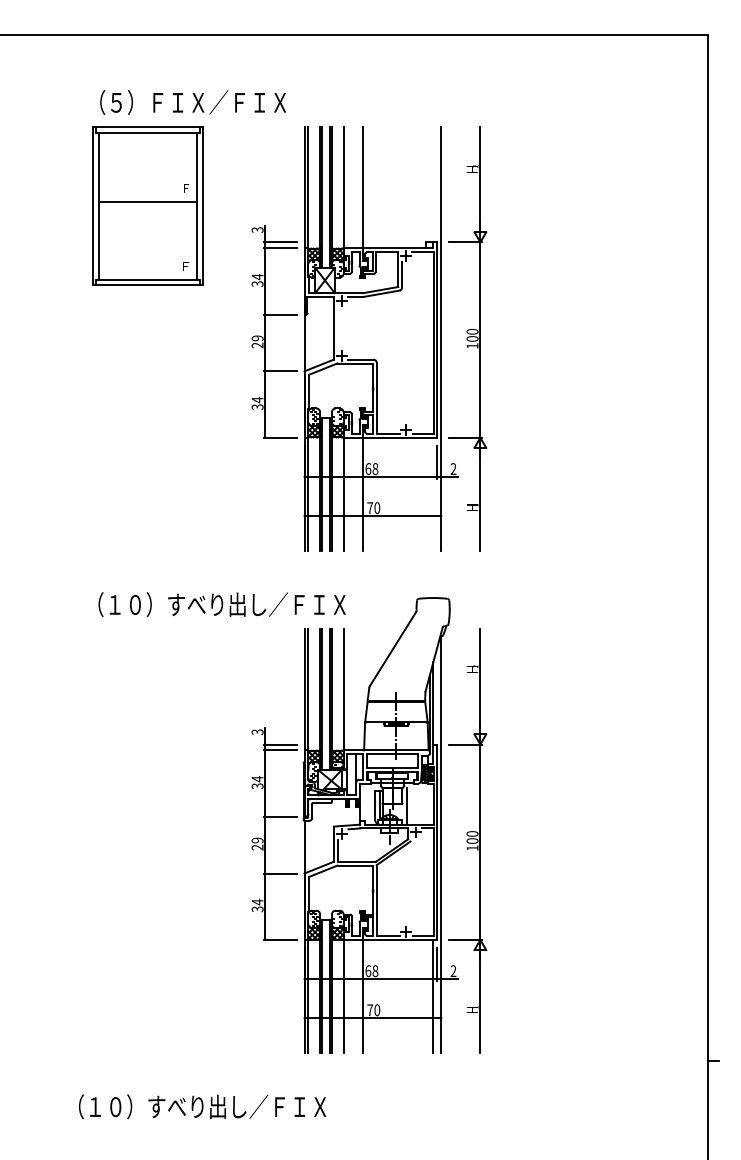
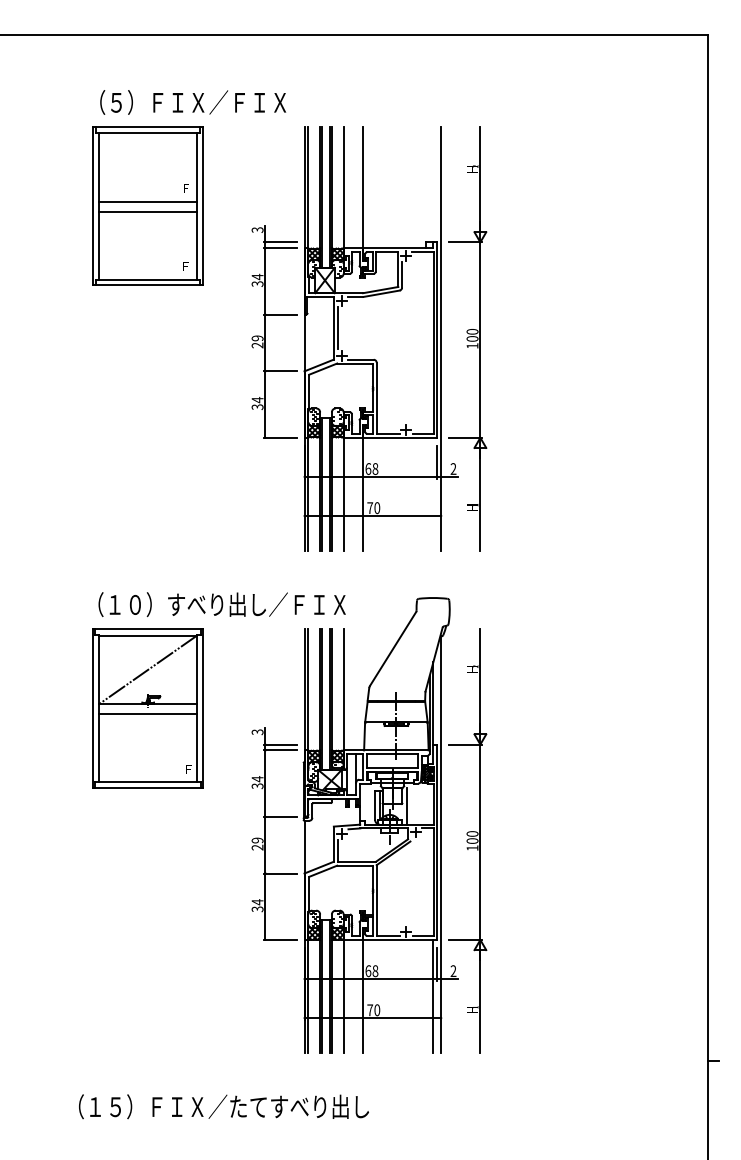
line: none -> present (148, 211)
line: none -> present (337, 328)
part: none -> present (147, 708)
text: （１０）すべり出し／ＦＩＸ -> （１５）ＦＩＸ／たてすべり出し (239, 1106)
